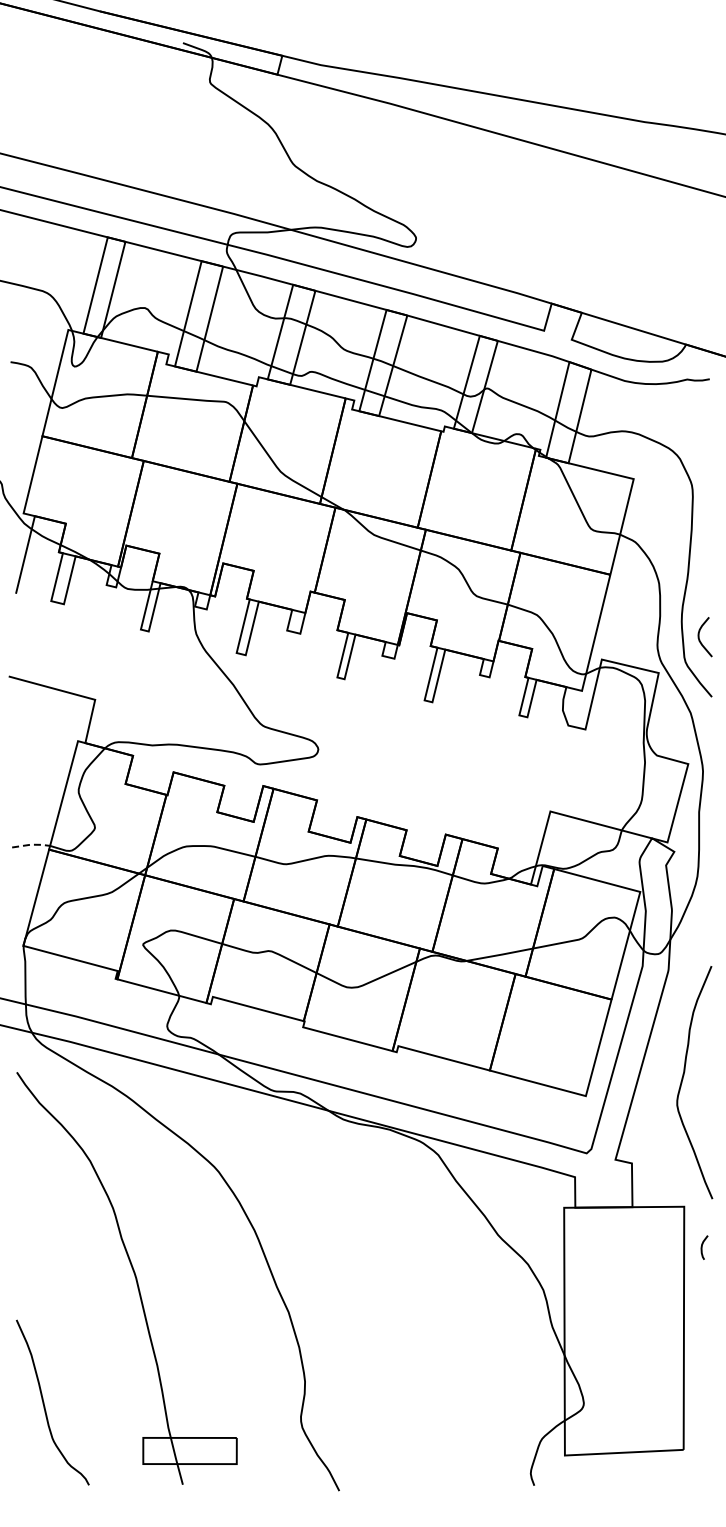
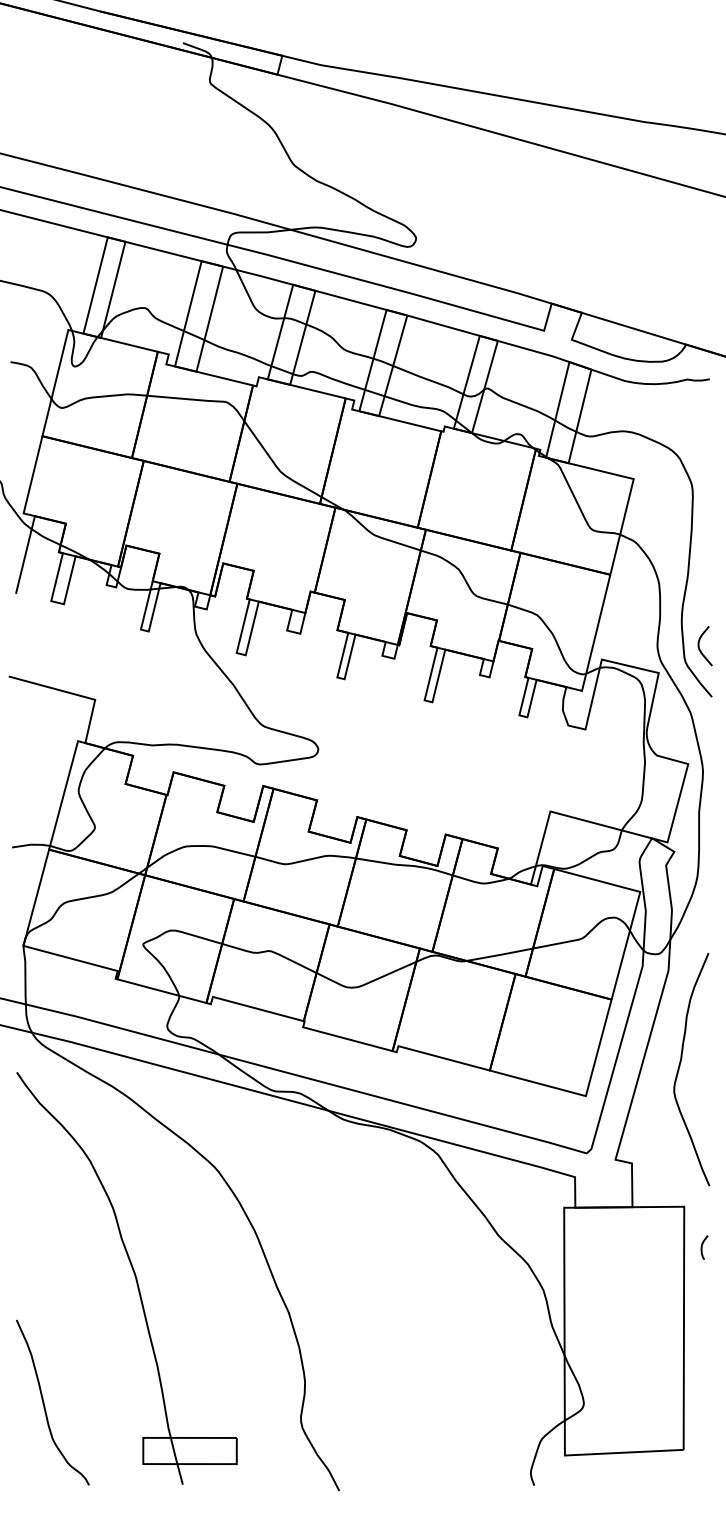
curve position: (700, 639) -> (700, 648) (700, 648)
line: dashed -> solid (31, 844)
curve position: (683, 1079) -> (680, 1066) (680, 1066)
